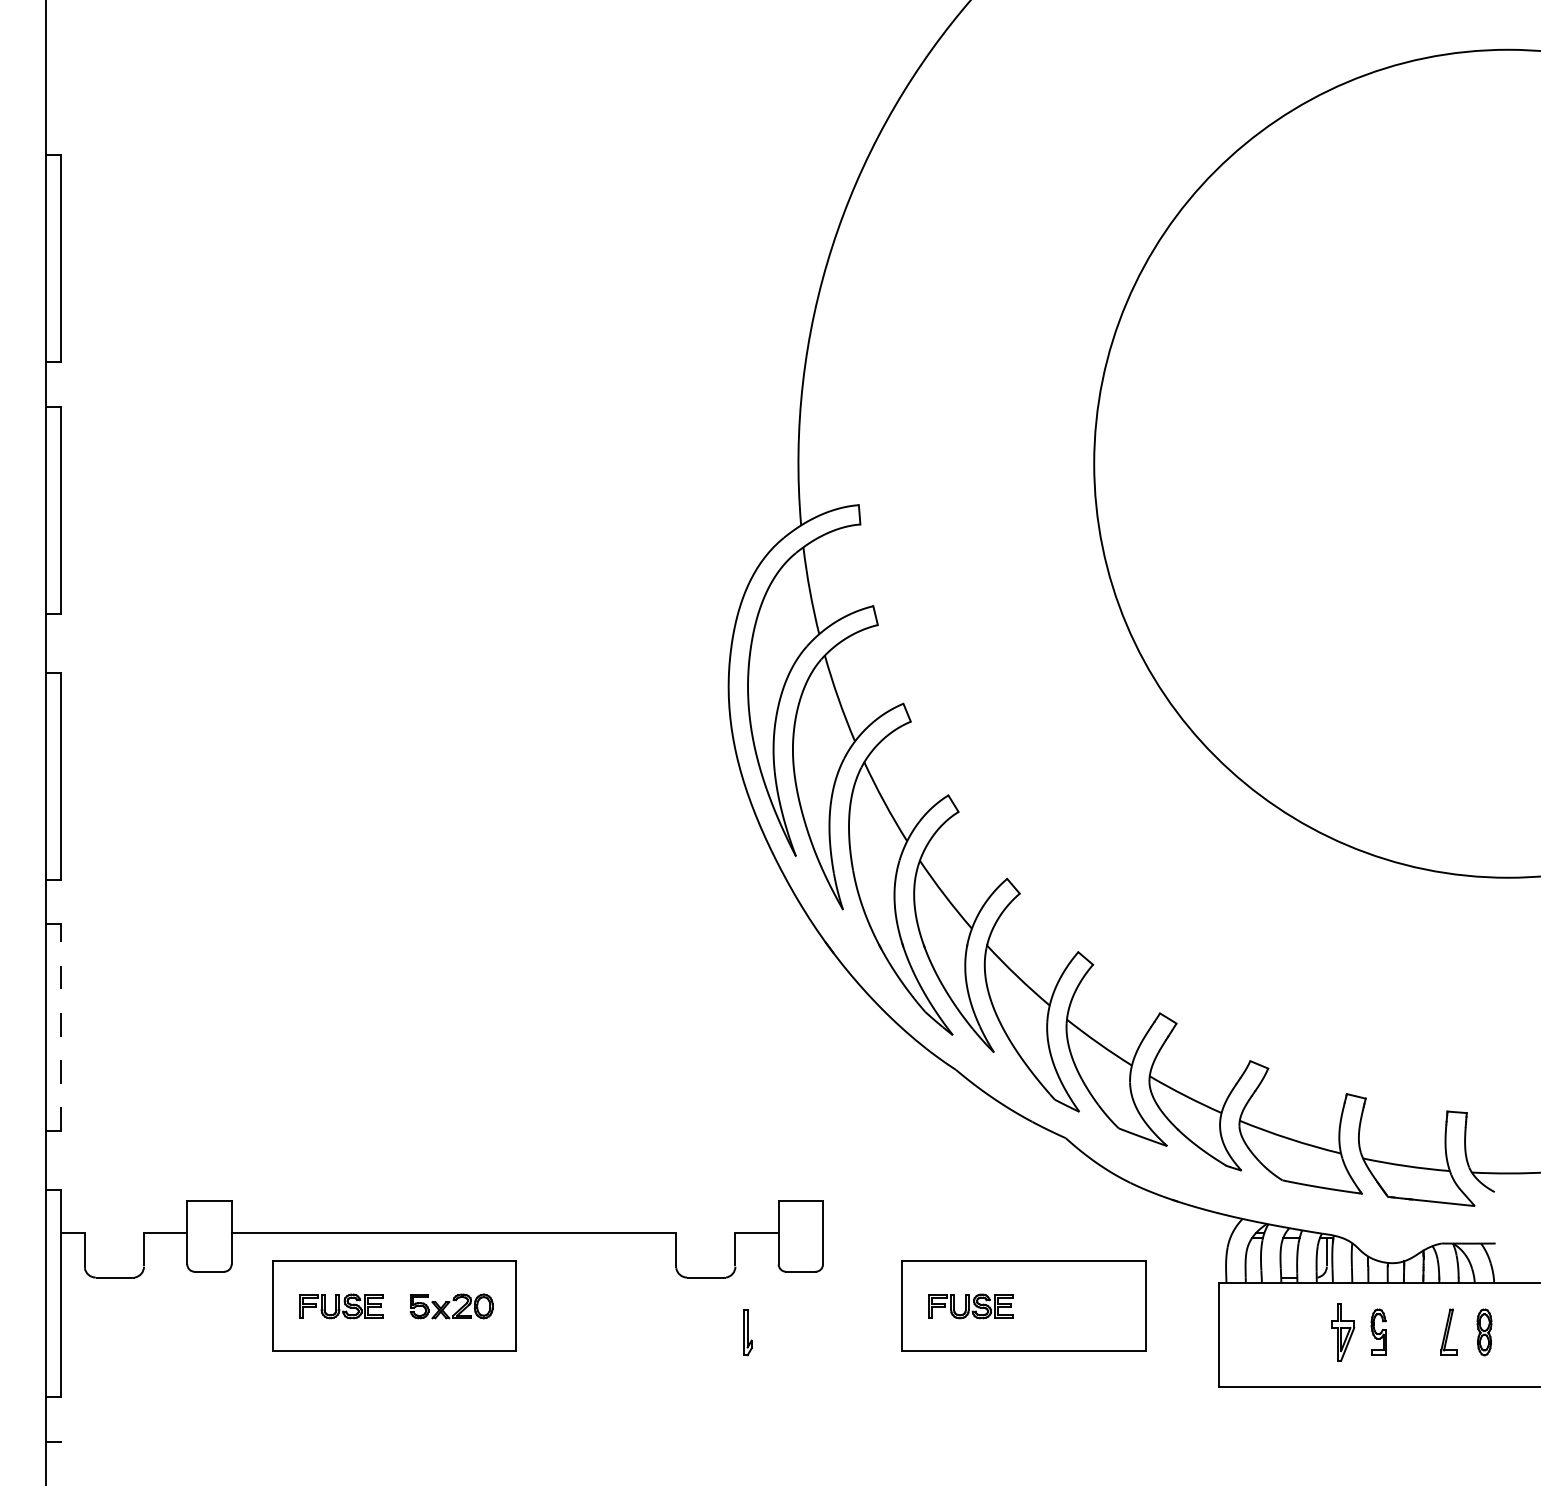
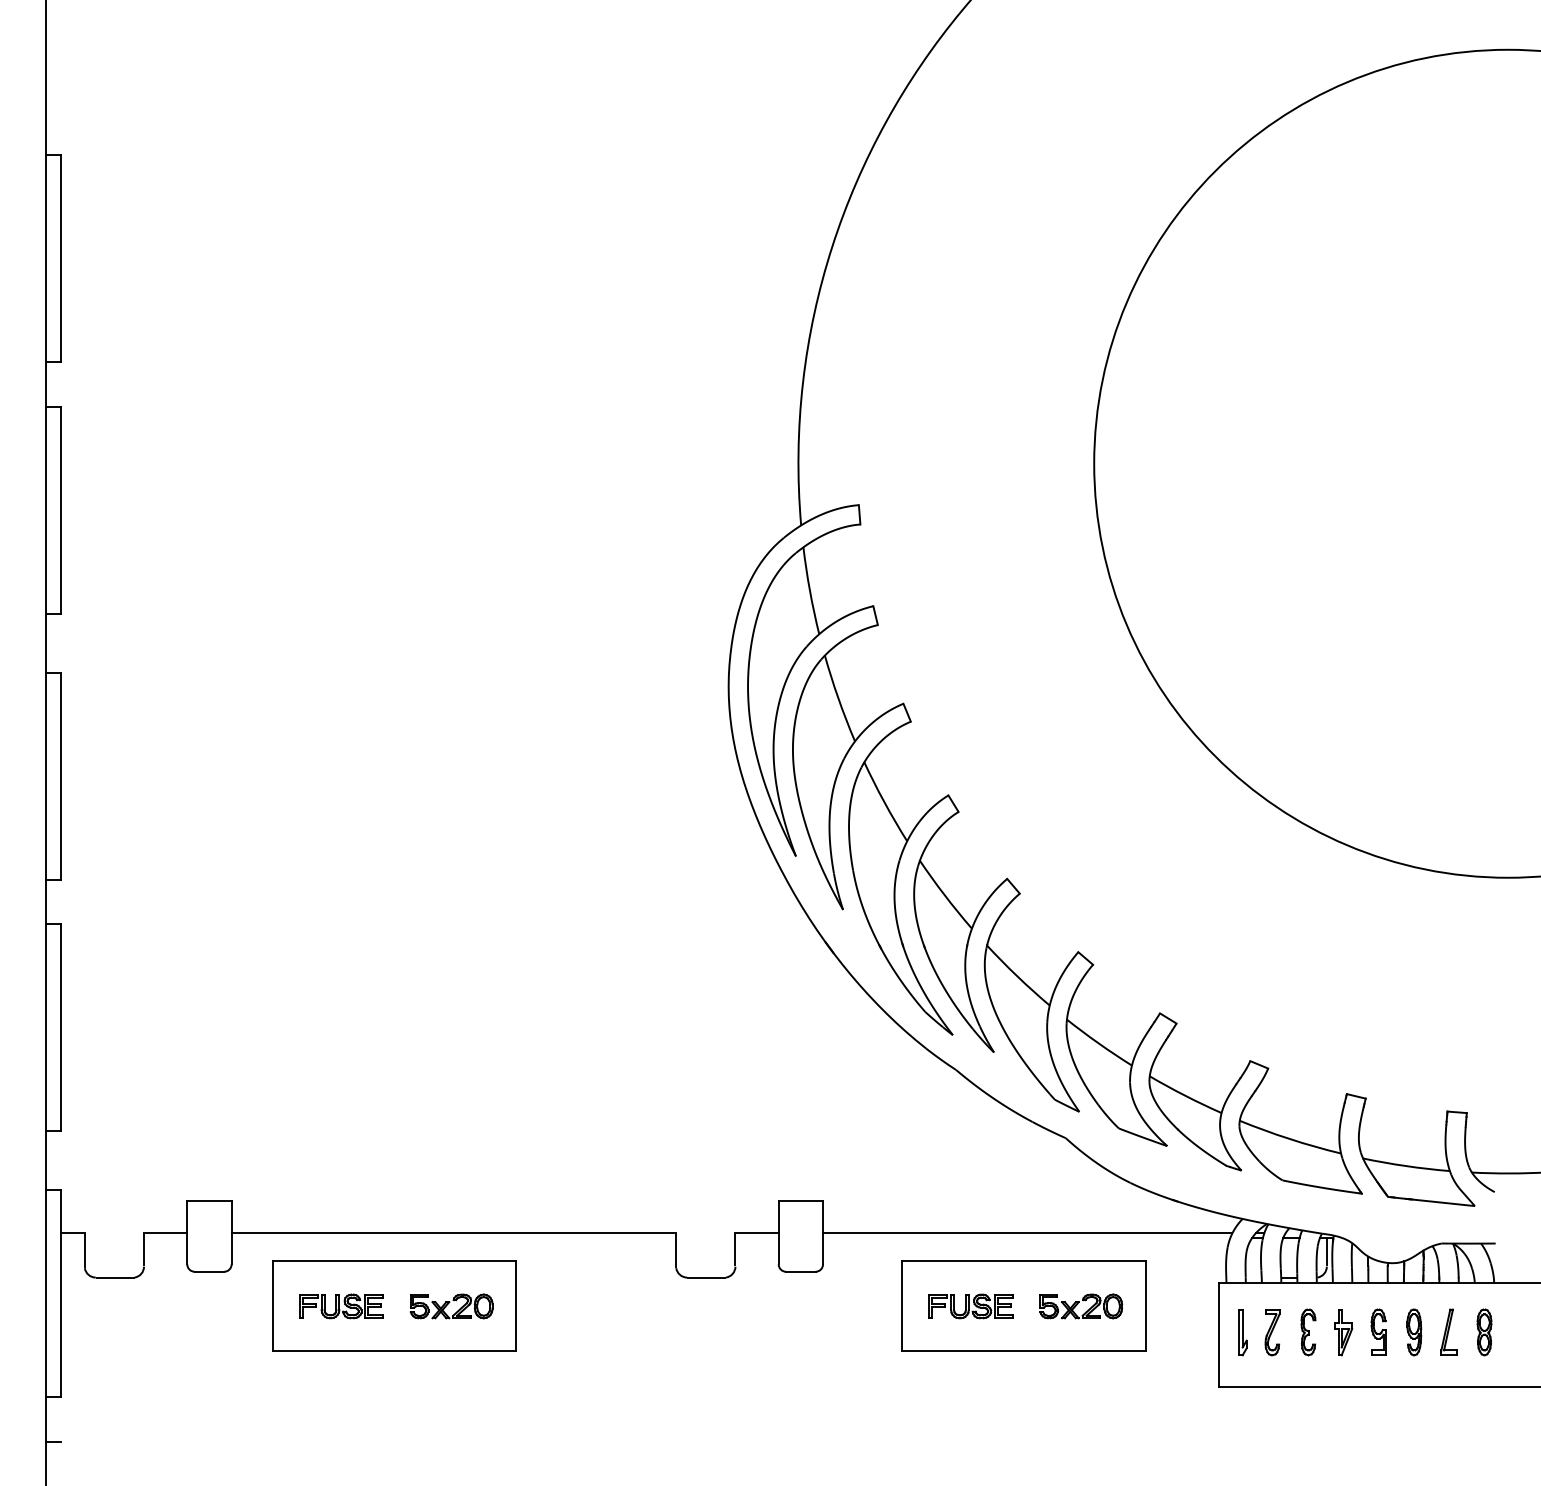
line: dashed -> solid (61, 1027)
line: none -> present (1027, 1233)
part: none -> present (1081, 1306)
part position: (747, 1332) -> (1242, 1332) (1242, 1332)
part: none -> present (1272, 1332)
part: none -> present (1308, 1332)
part size: 25x59 px -> 20x48 px (1343, 1332)
part: none -> present (1414, 1332)
